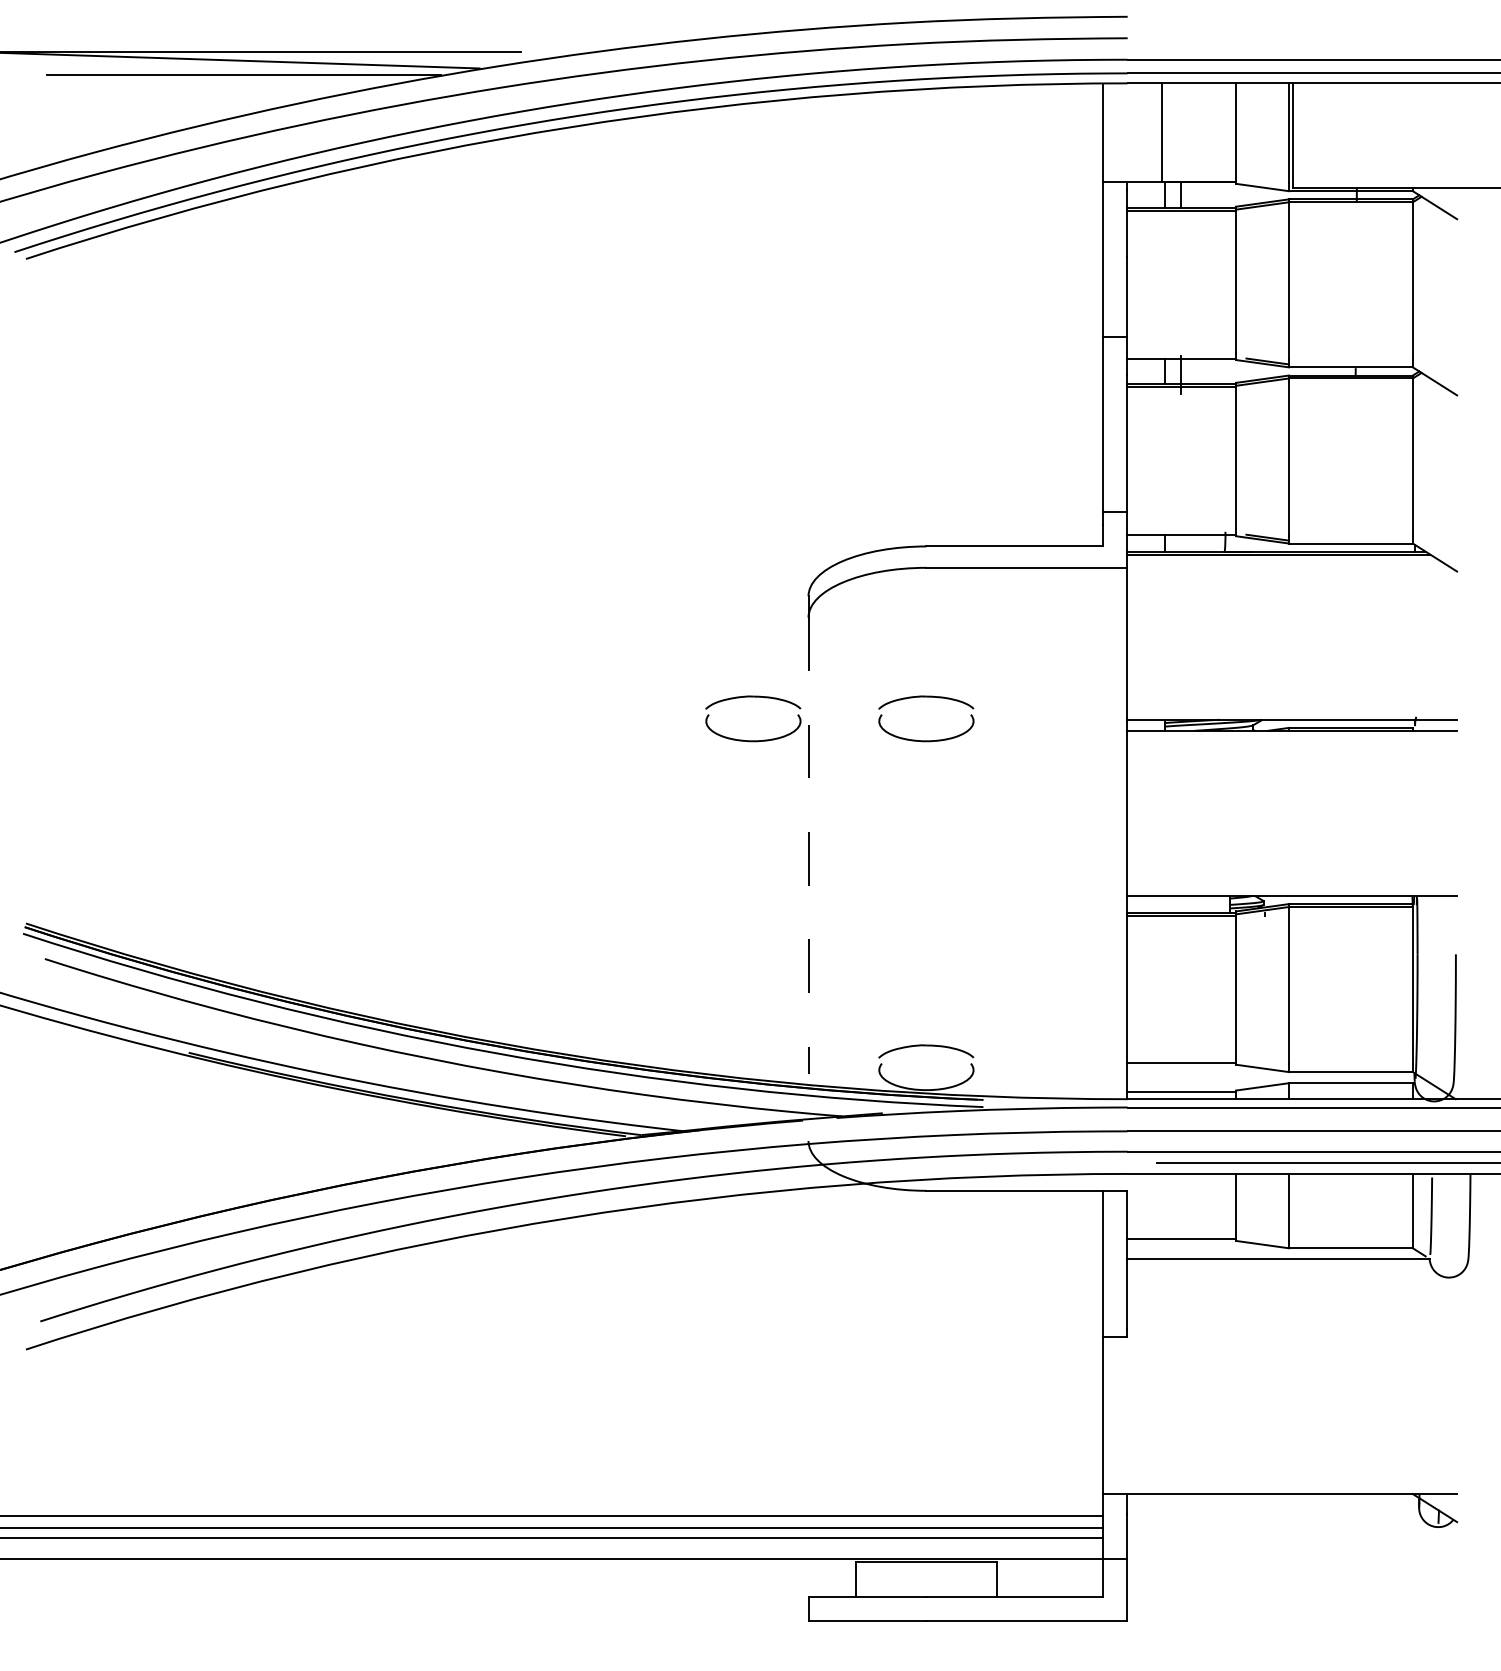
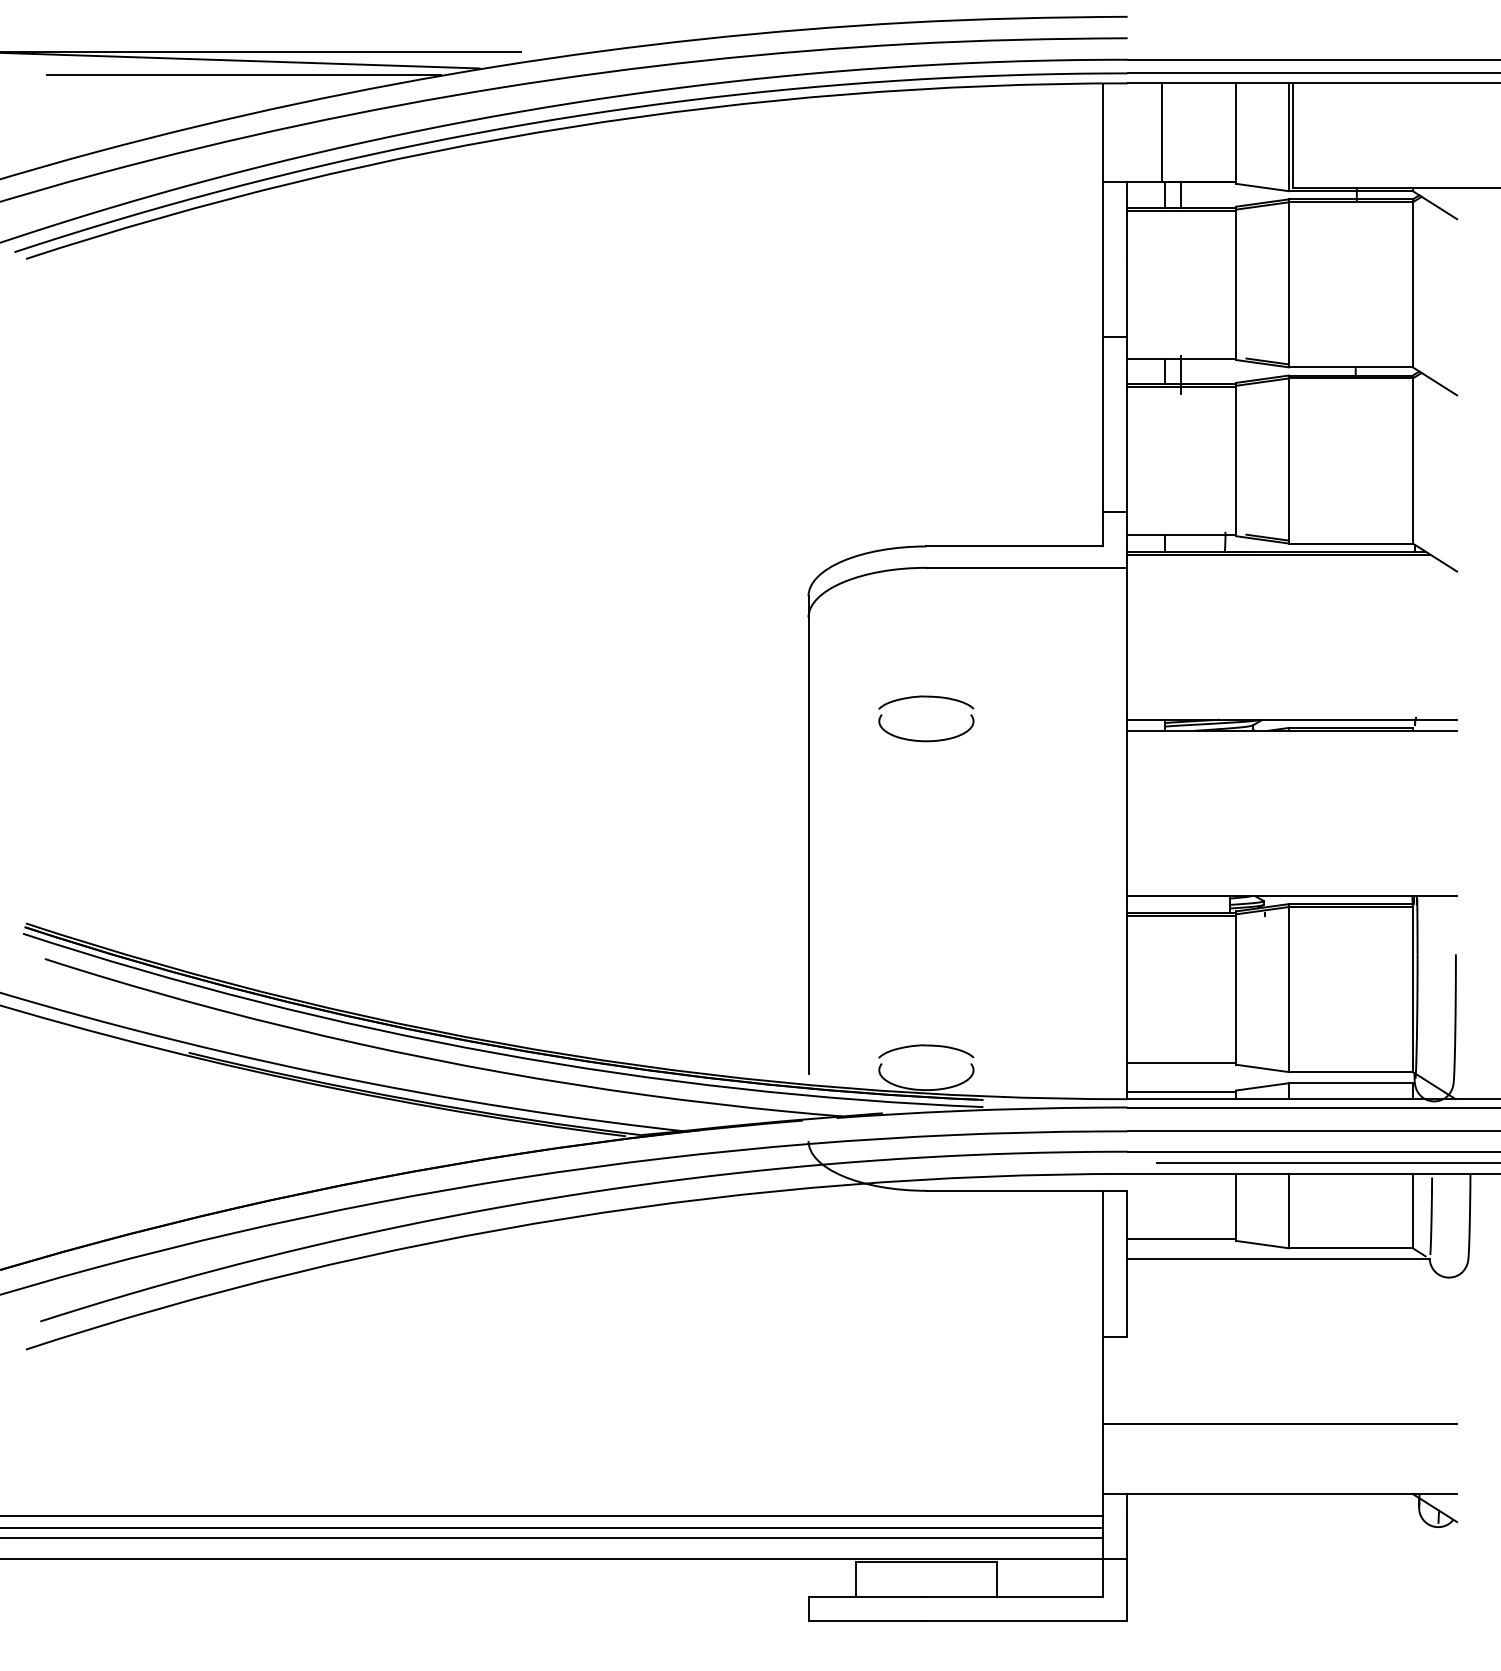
part: present -> none (753, 697)
line: dashed -> solid (808, 846)
line: none -> present (1280, 1424)
